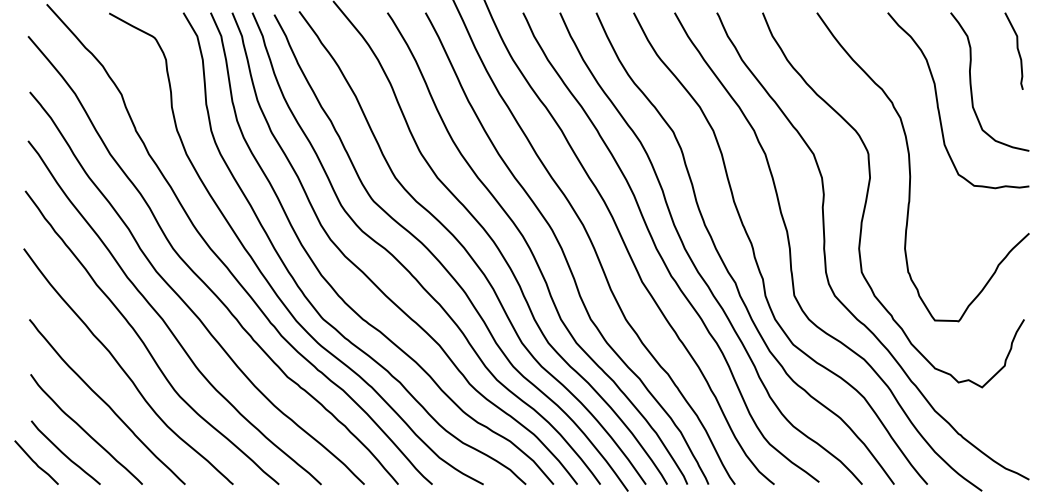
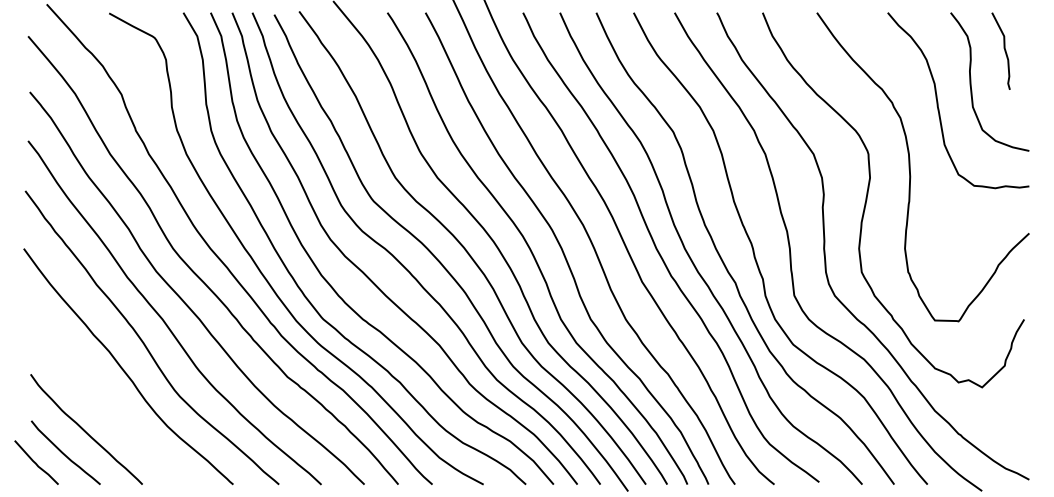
curve position: (1016, 48) -> (1003, 48) (1003, 48)
curve: present -> none (106, 402)
